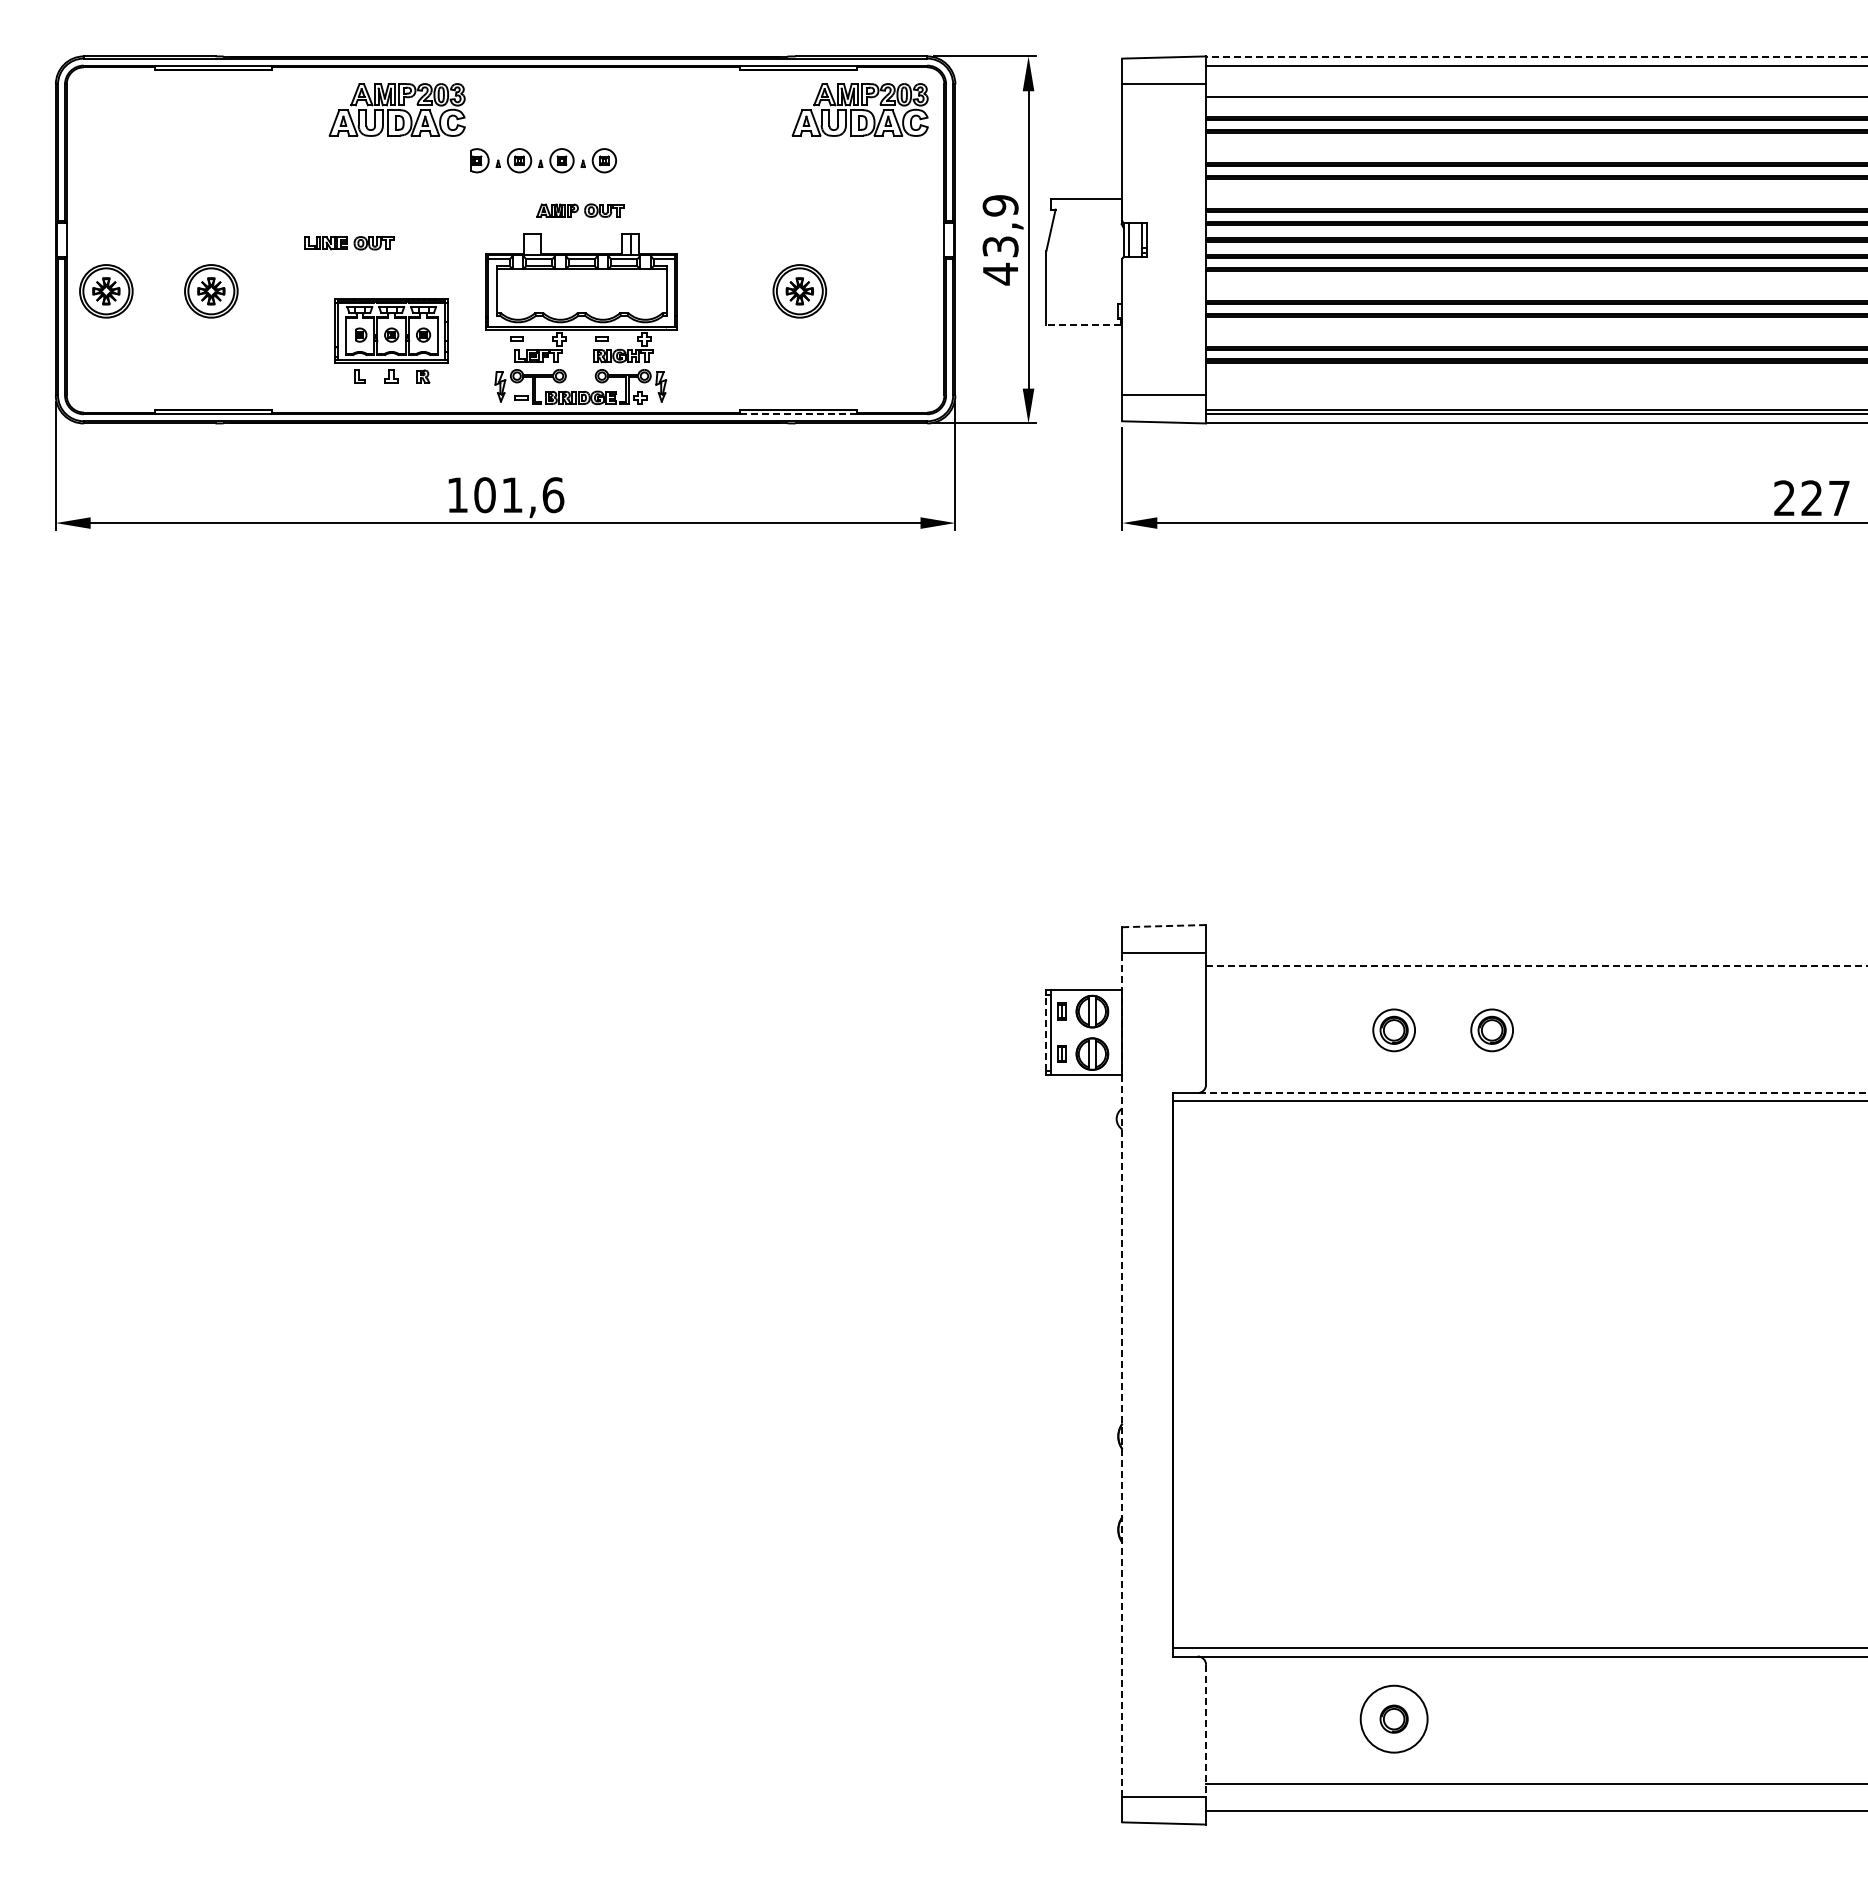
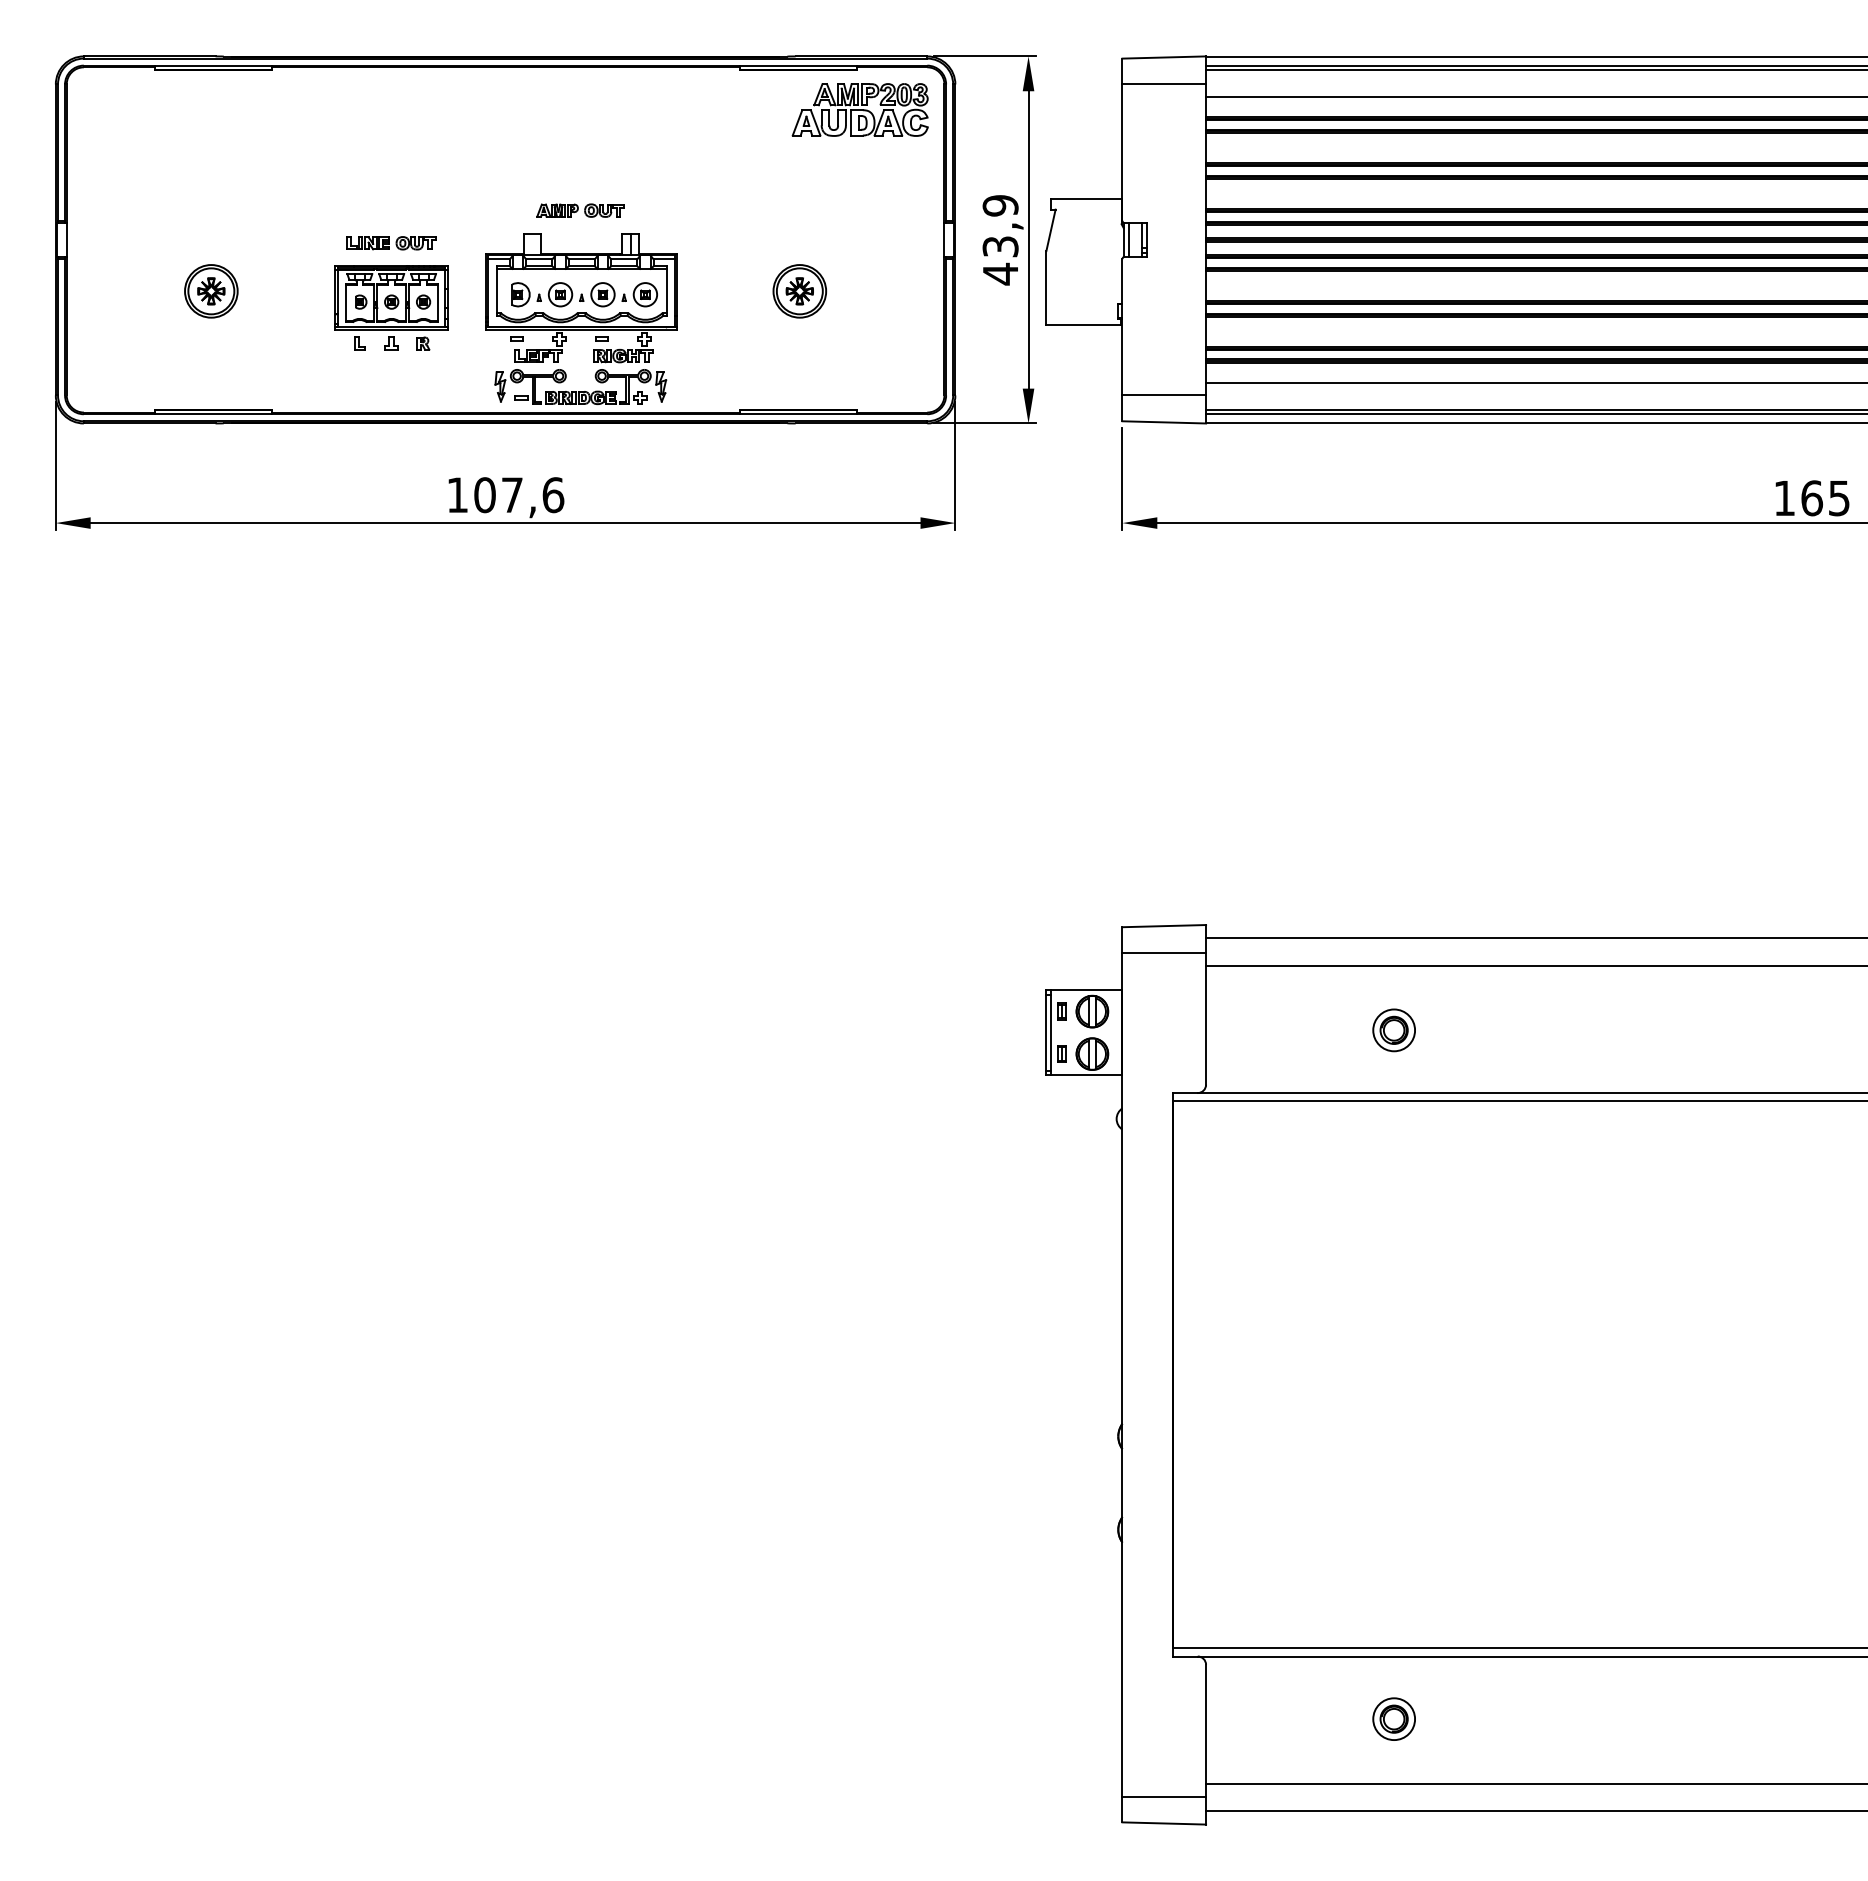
line: dashed -> solid (1536, 57)
line: none -> present (1535, 69)
part: present -> none (396, 109)
part position: (543, 160) -> (584, 294) (584, 294)
part position: (349, 243) -> (391, 243) (391, 243)
part: present -> none (106, 291)
line: dashed -> solid (1083, 325)
part position: (391, 340) -> (391, 307) (391, 307)
line: none -> present (1535, 382)
line: dashed -> solid (798, 414)
text: 101,6 -> 107,6 (512, 494)
text: 227 -> 165 (1811, 498)
line: dashed -> solid (1164, 926)
line: none -> present (1535, 938)
line: dashed -> solid (1536, 965)
part: present -> none (1491, 1030)
line: dashed -> solid (1046, 1032)
line: dashed -> solid (1532, 1093)
line: dashed -> solid (1122, 1374)
circle diameter: 67 px -> 42 px (1394, 1719)
line: dashed -> solid (1206, 1730)
